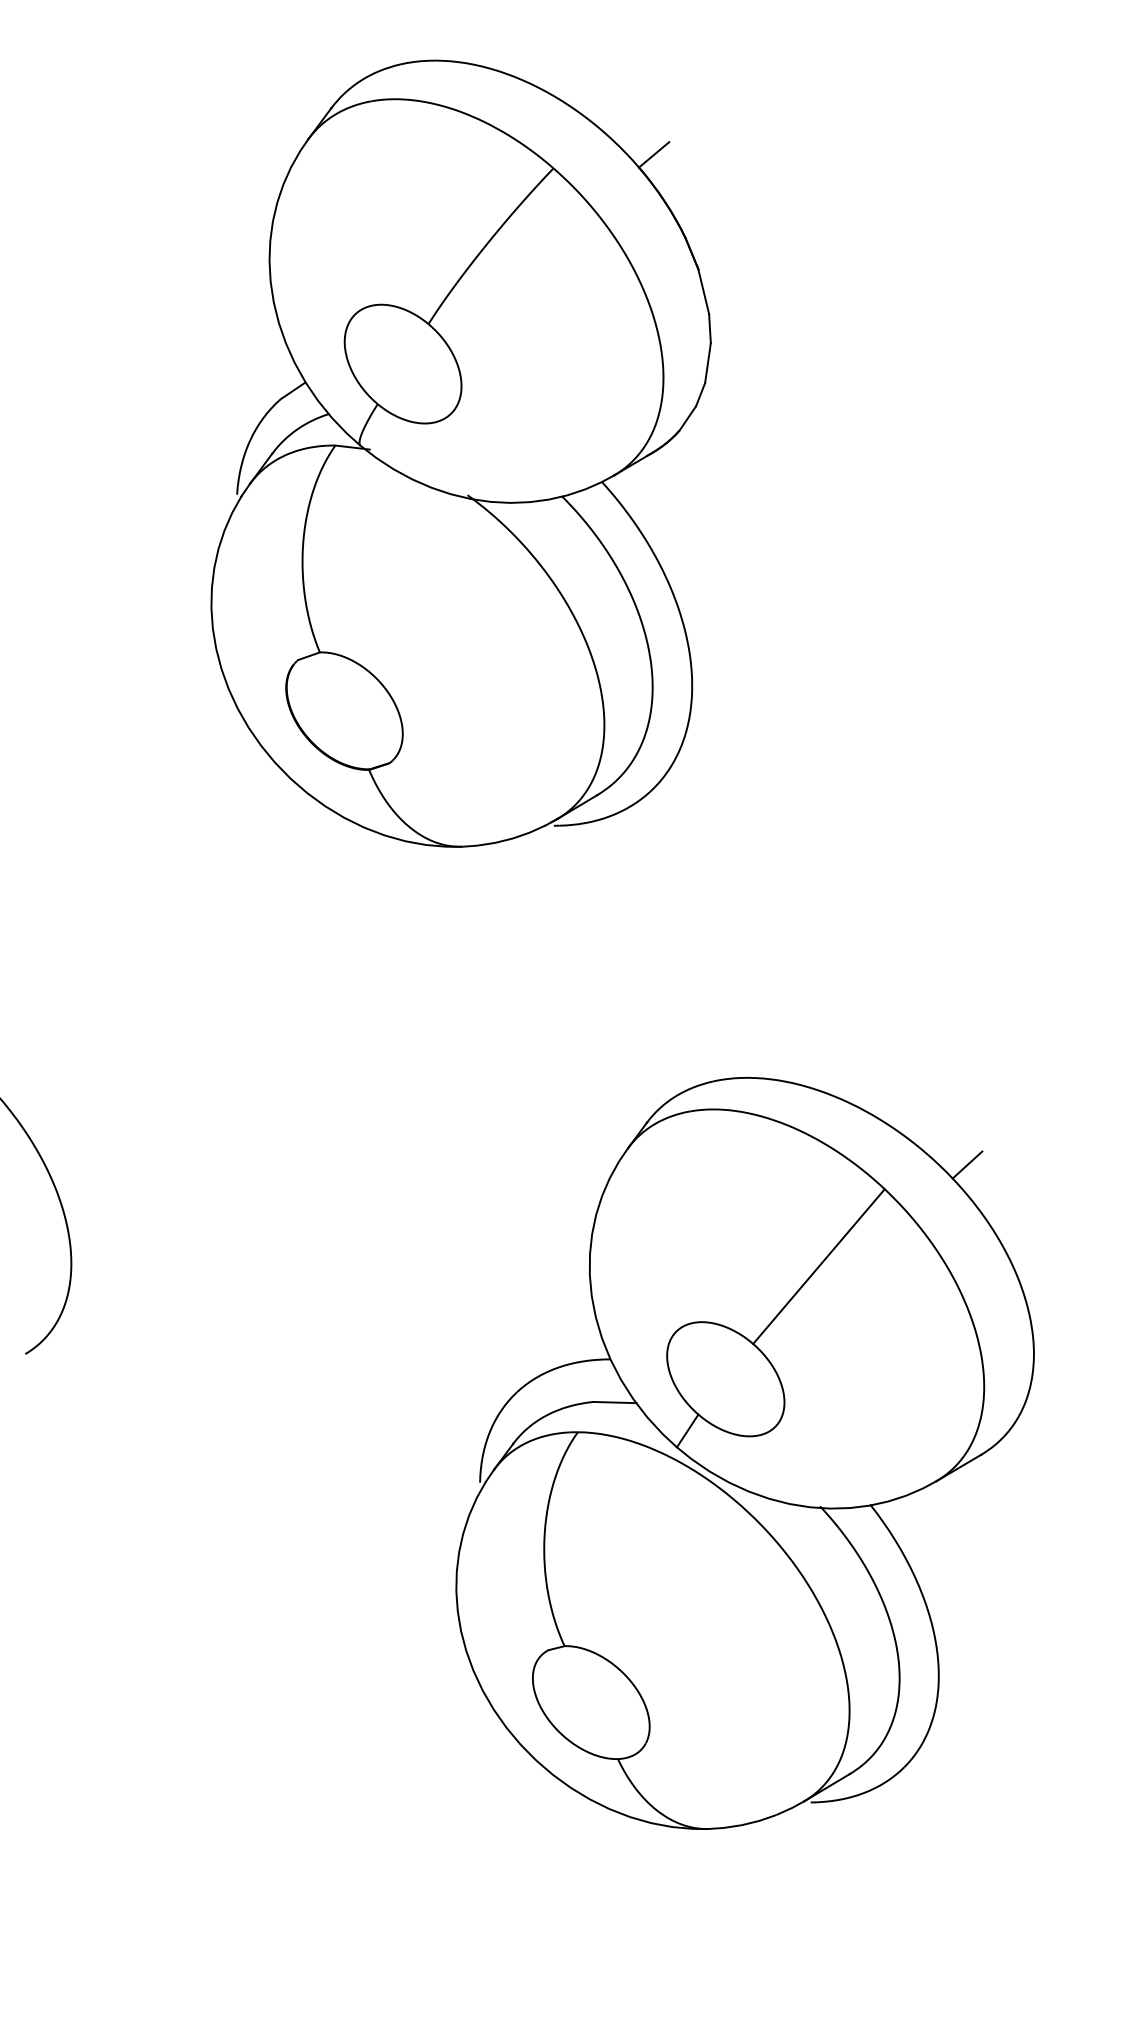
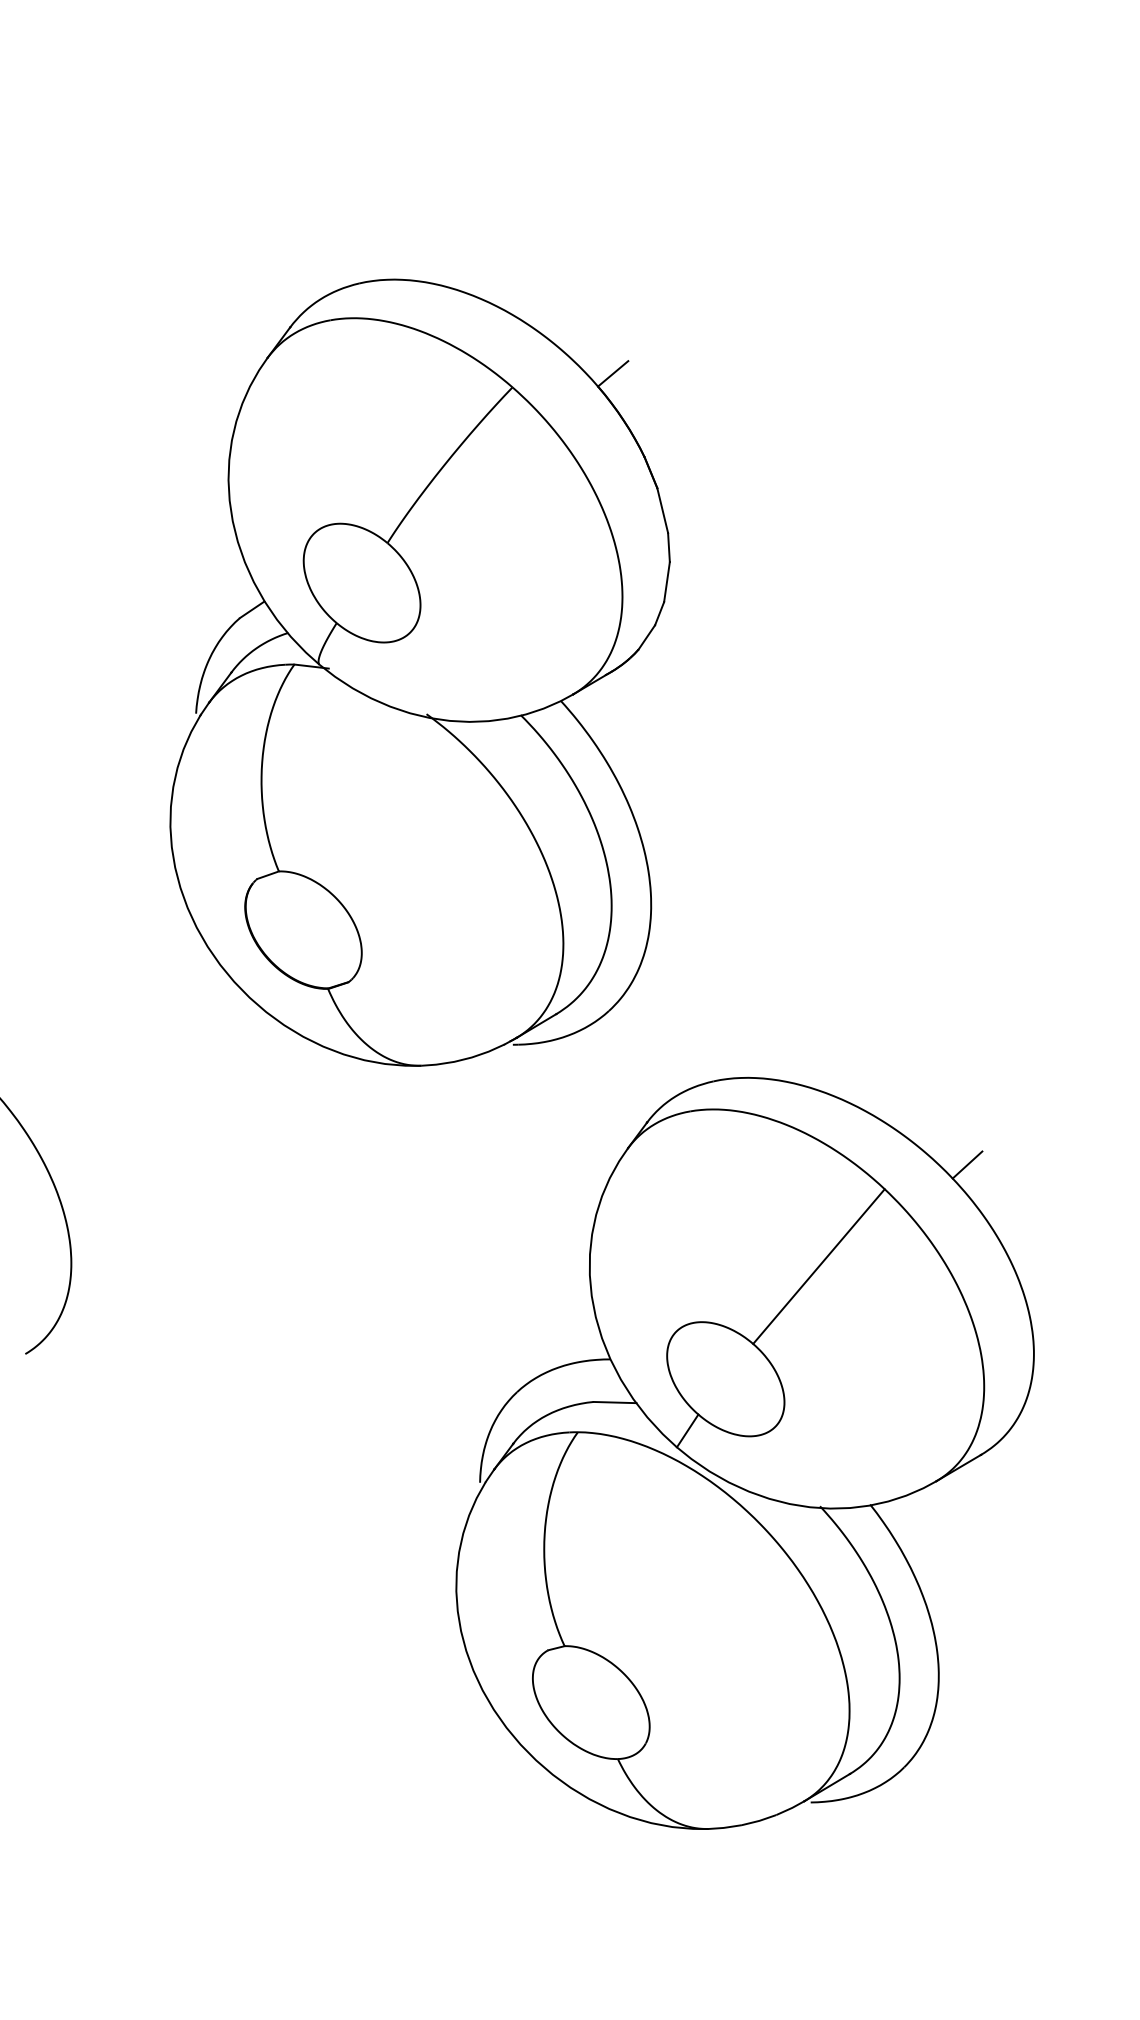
part position: (460, 453) -> (419, 672) (419, 672)
